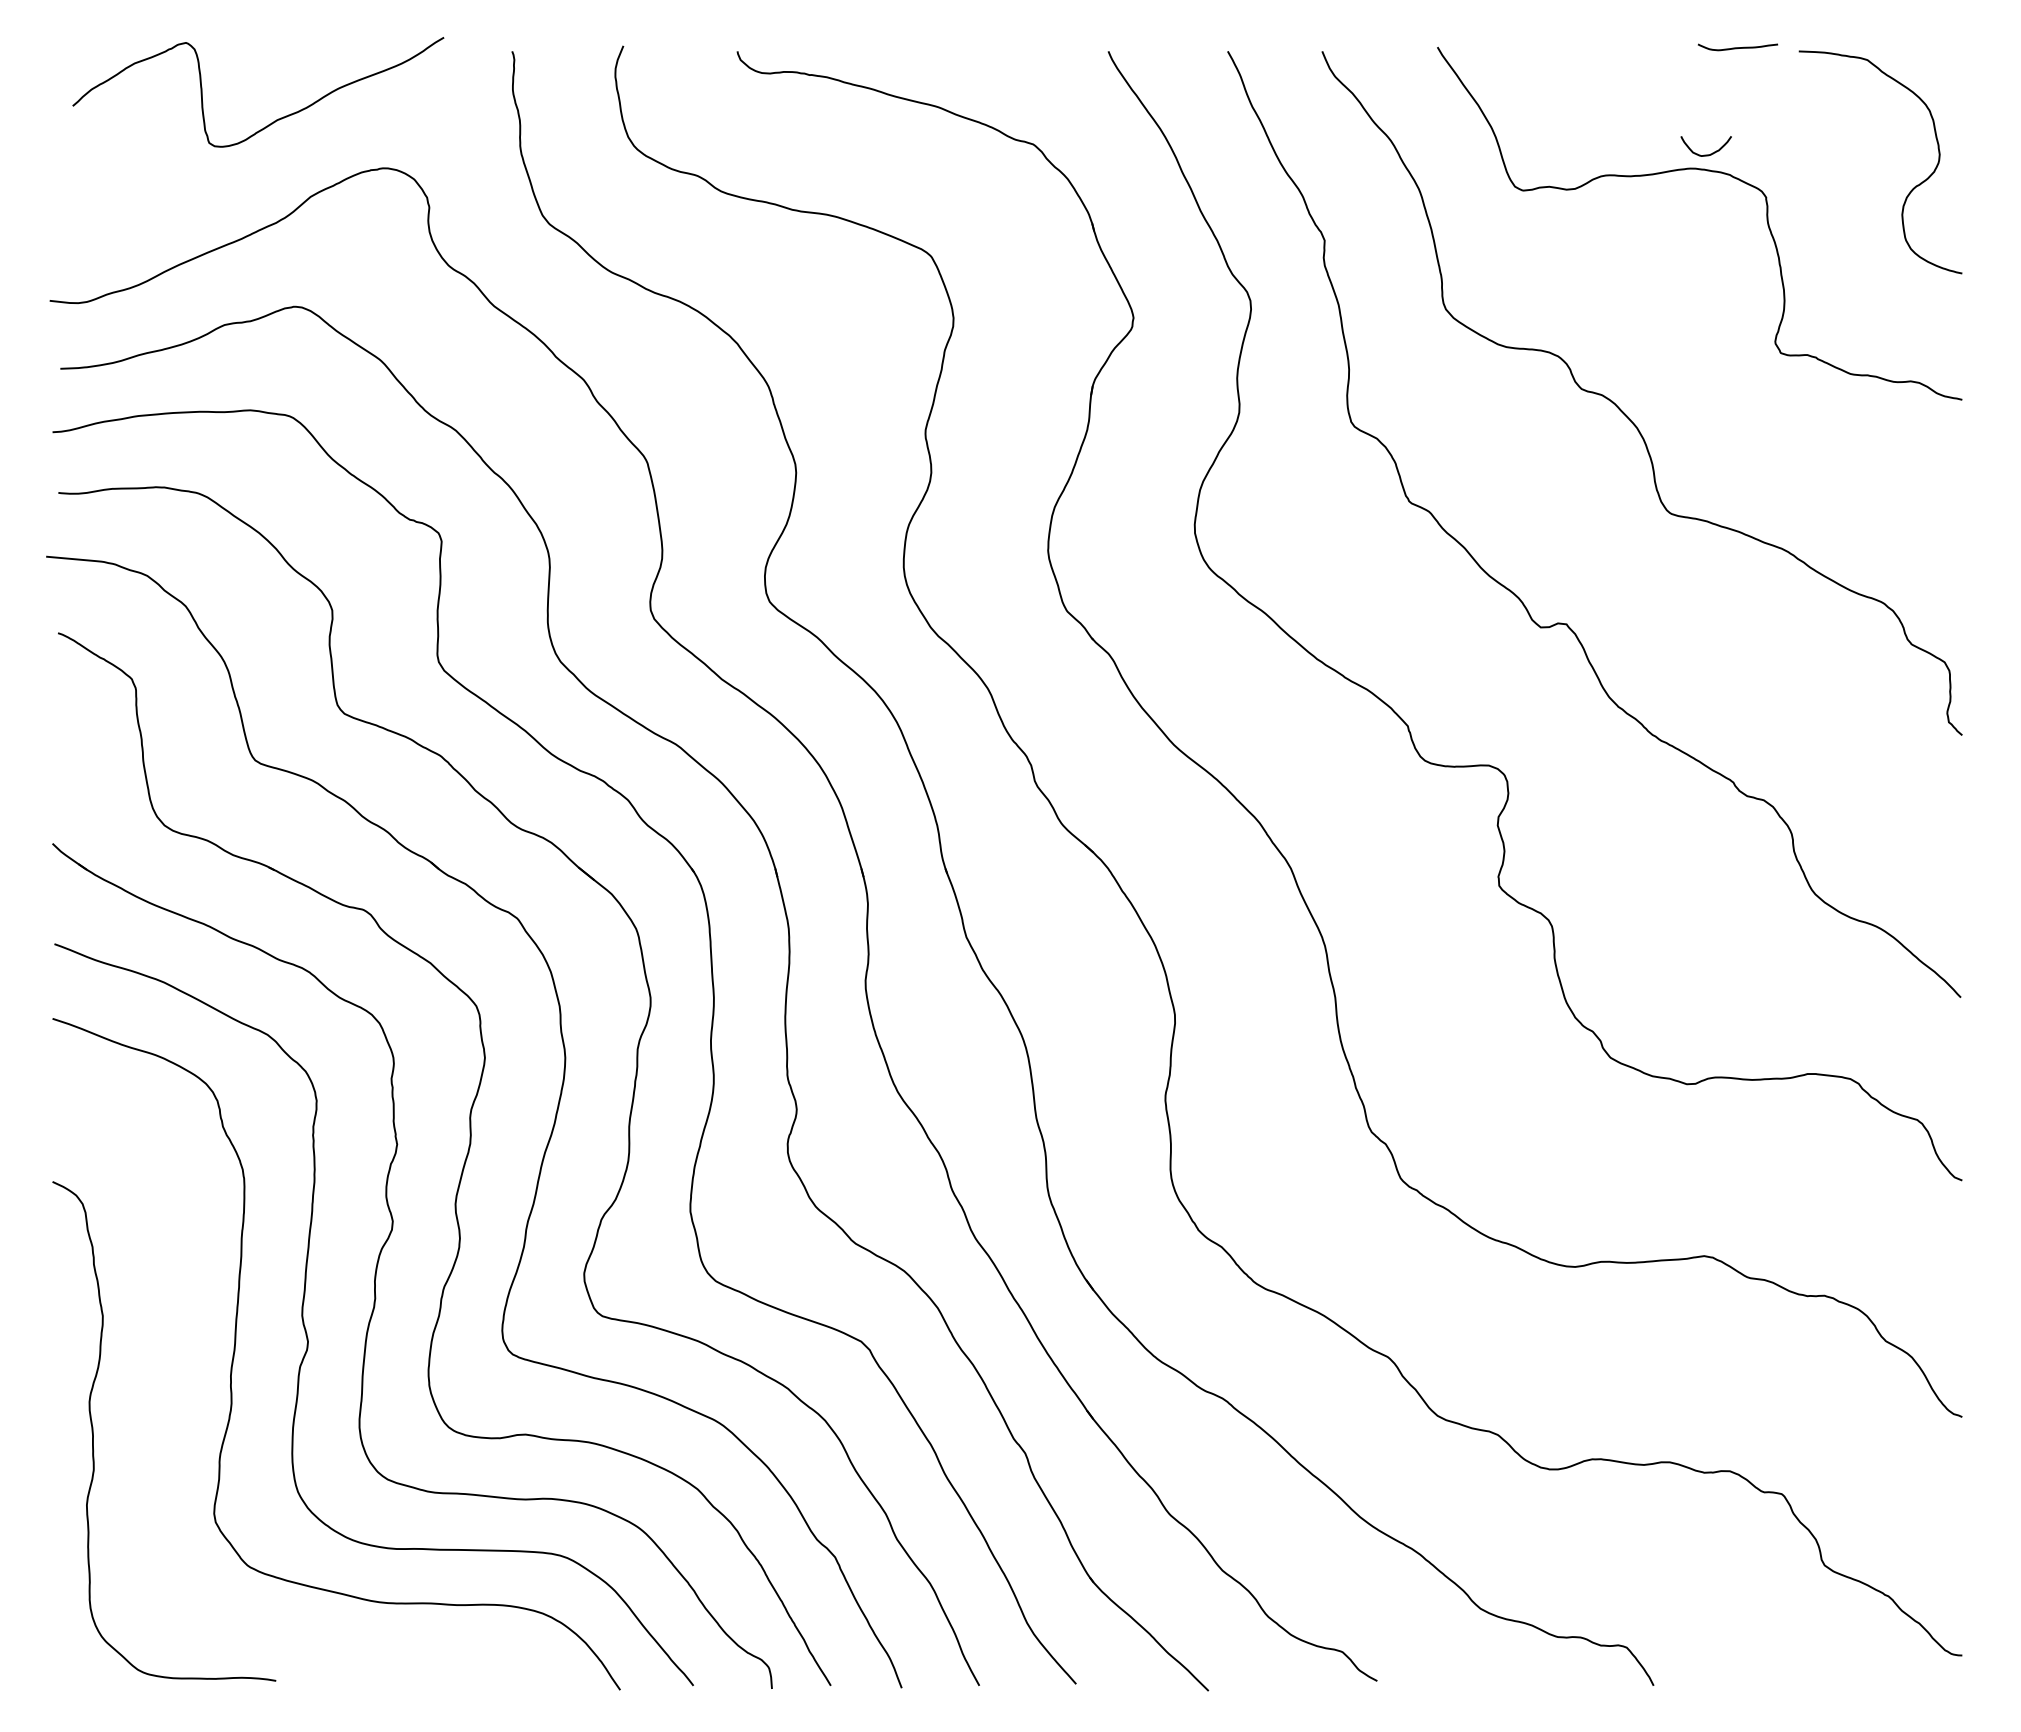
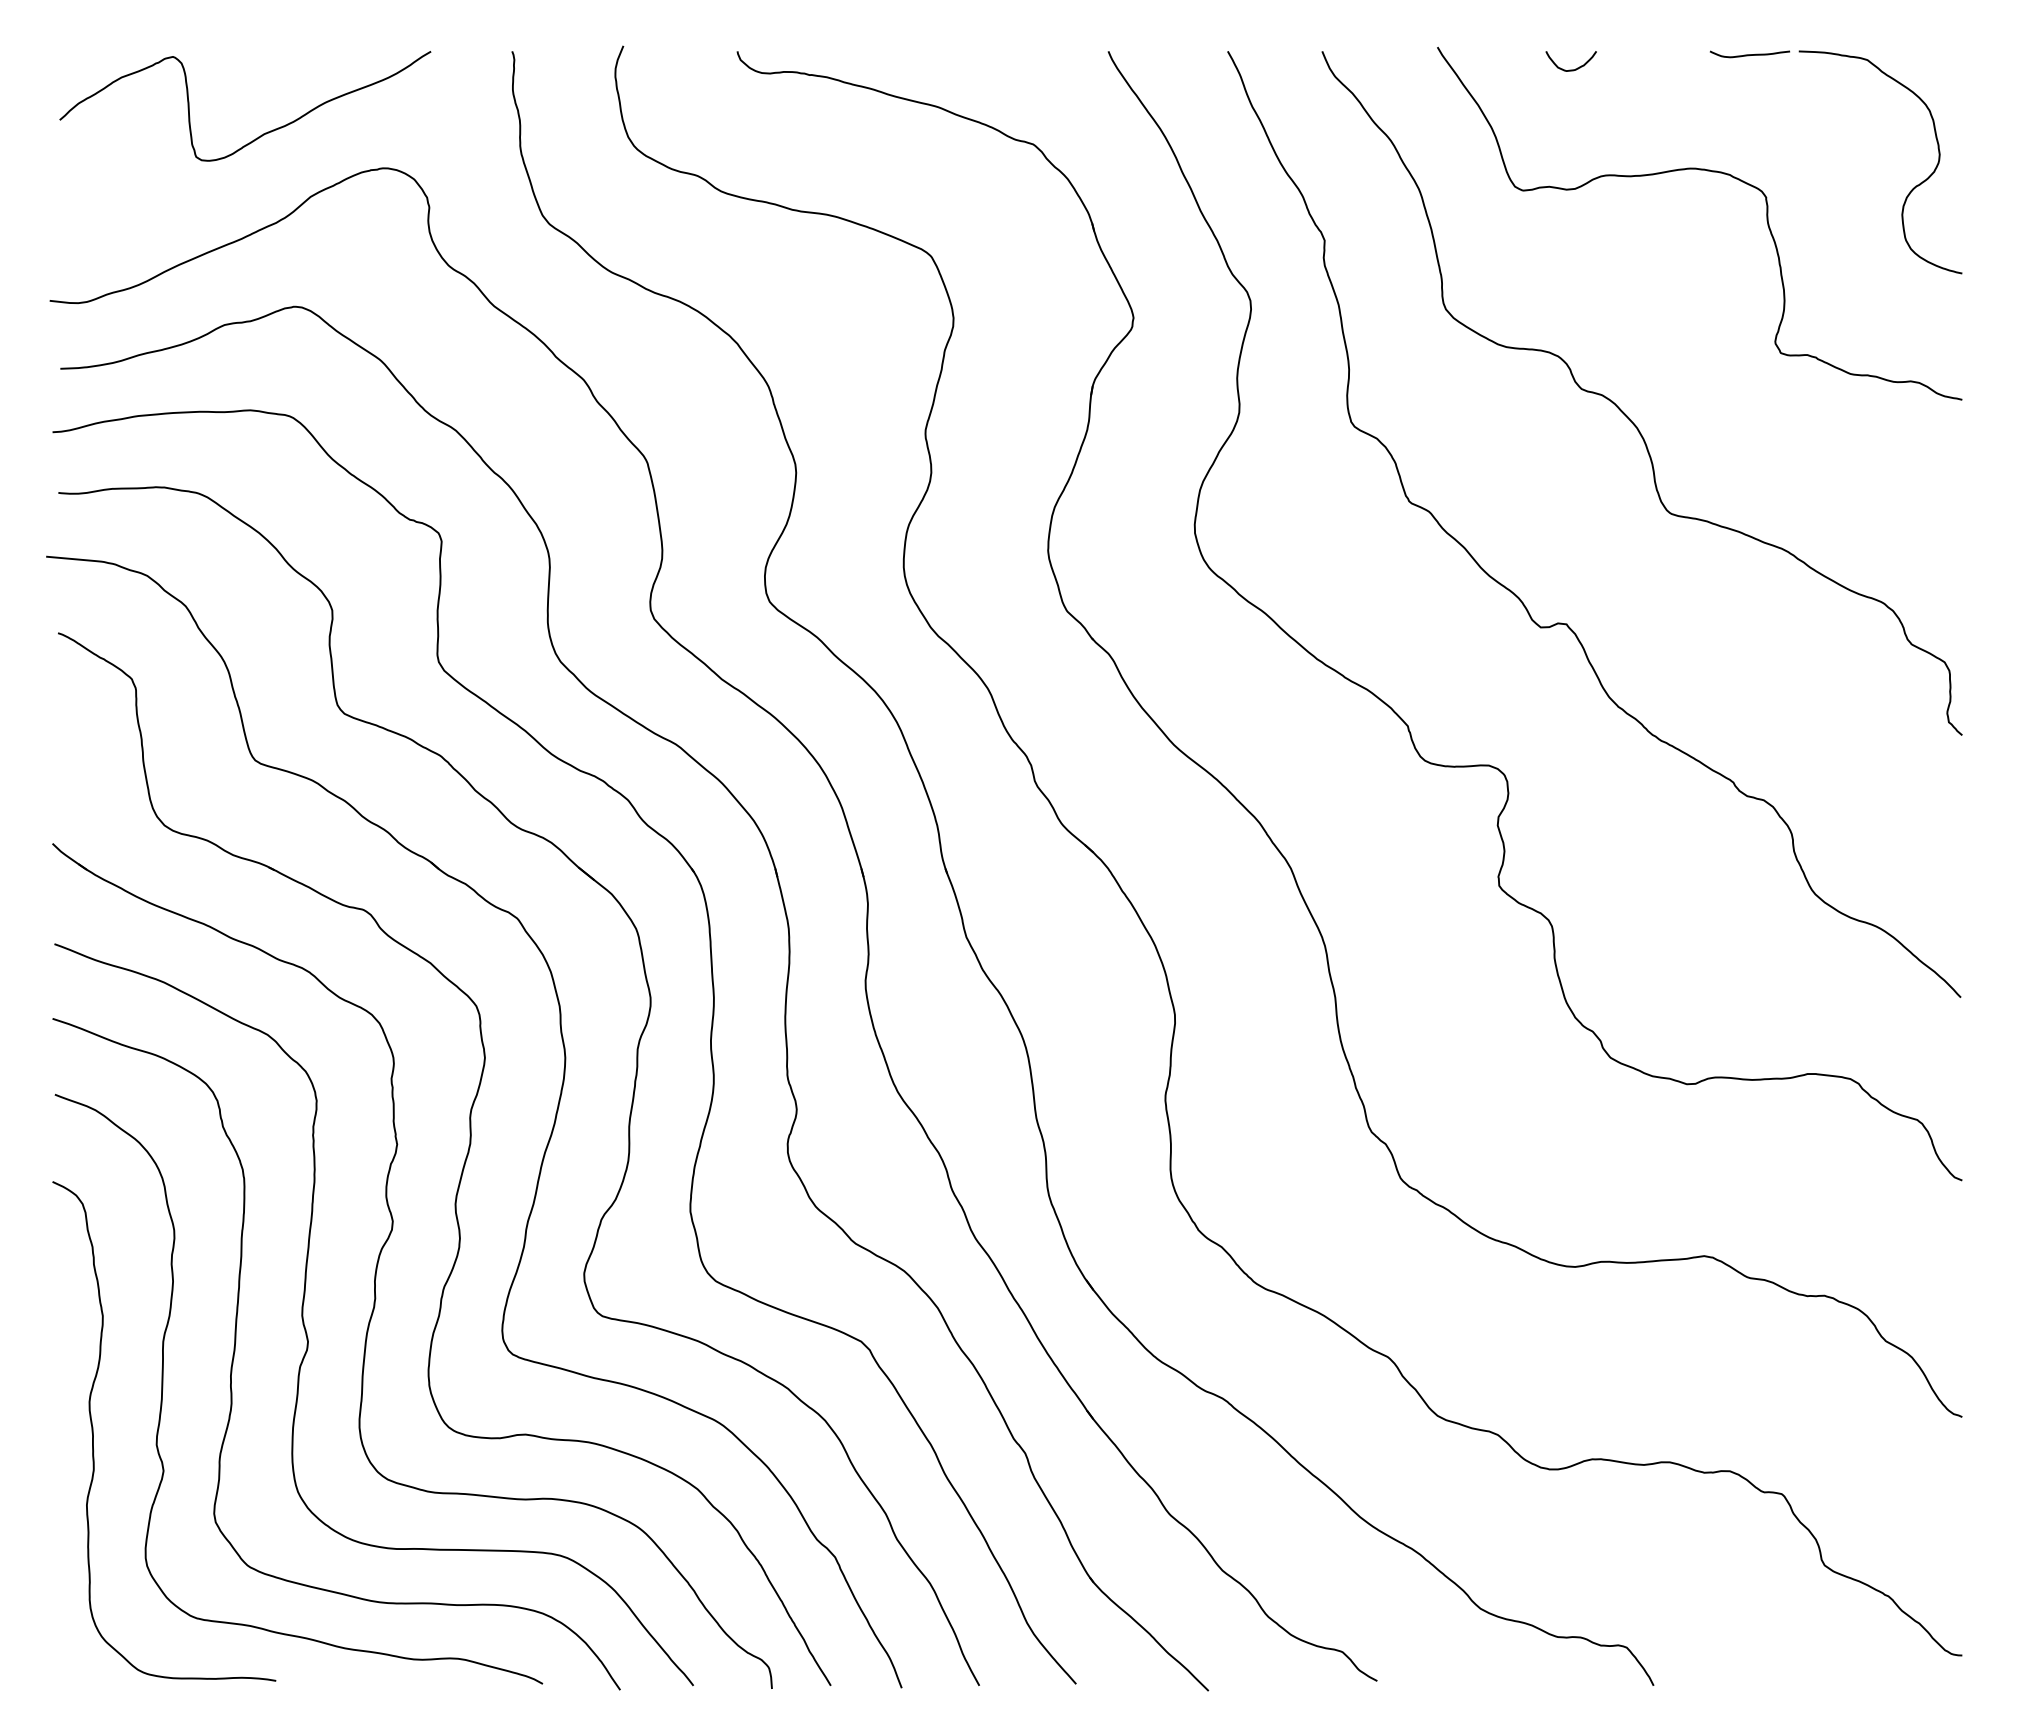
curve position: (1738, 47) -> (1750, 54) (1750, 54)
curve position: (274, 120) -> (261, 134) (261, 134)
curve position: (1705, 154) -> (1570, 69) (1570, 69)
curve: none -> present (163, 1389)
